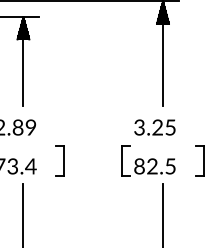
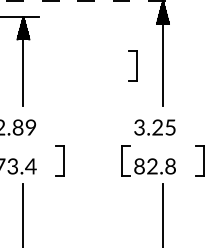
line: solid -> dashed (89, 1)
part: none -> present (132, 65)
text: 82.5 -> 82.8 (170, 166)
